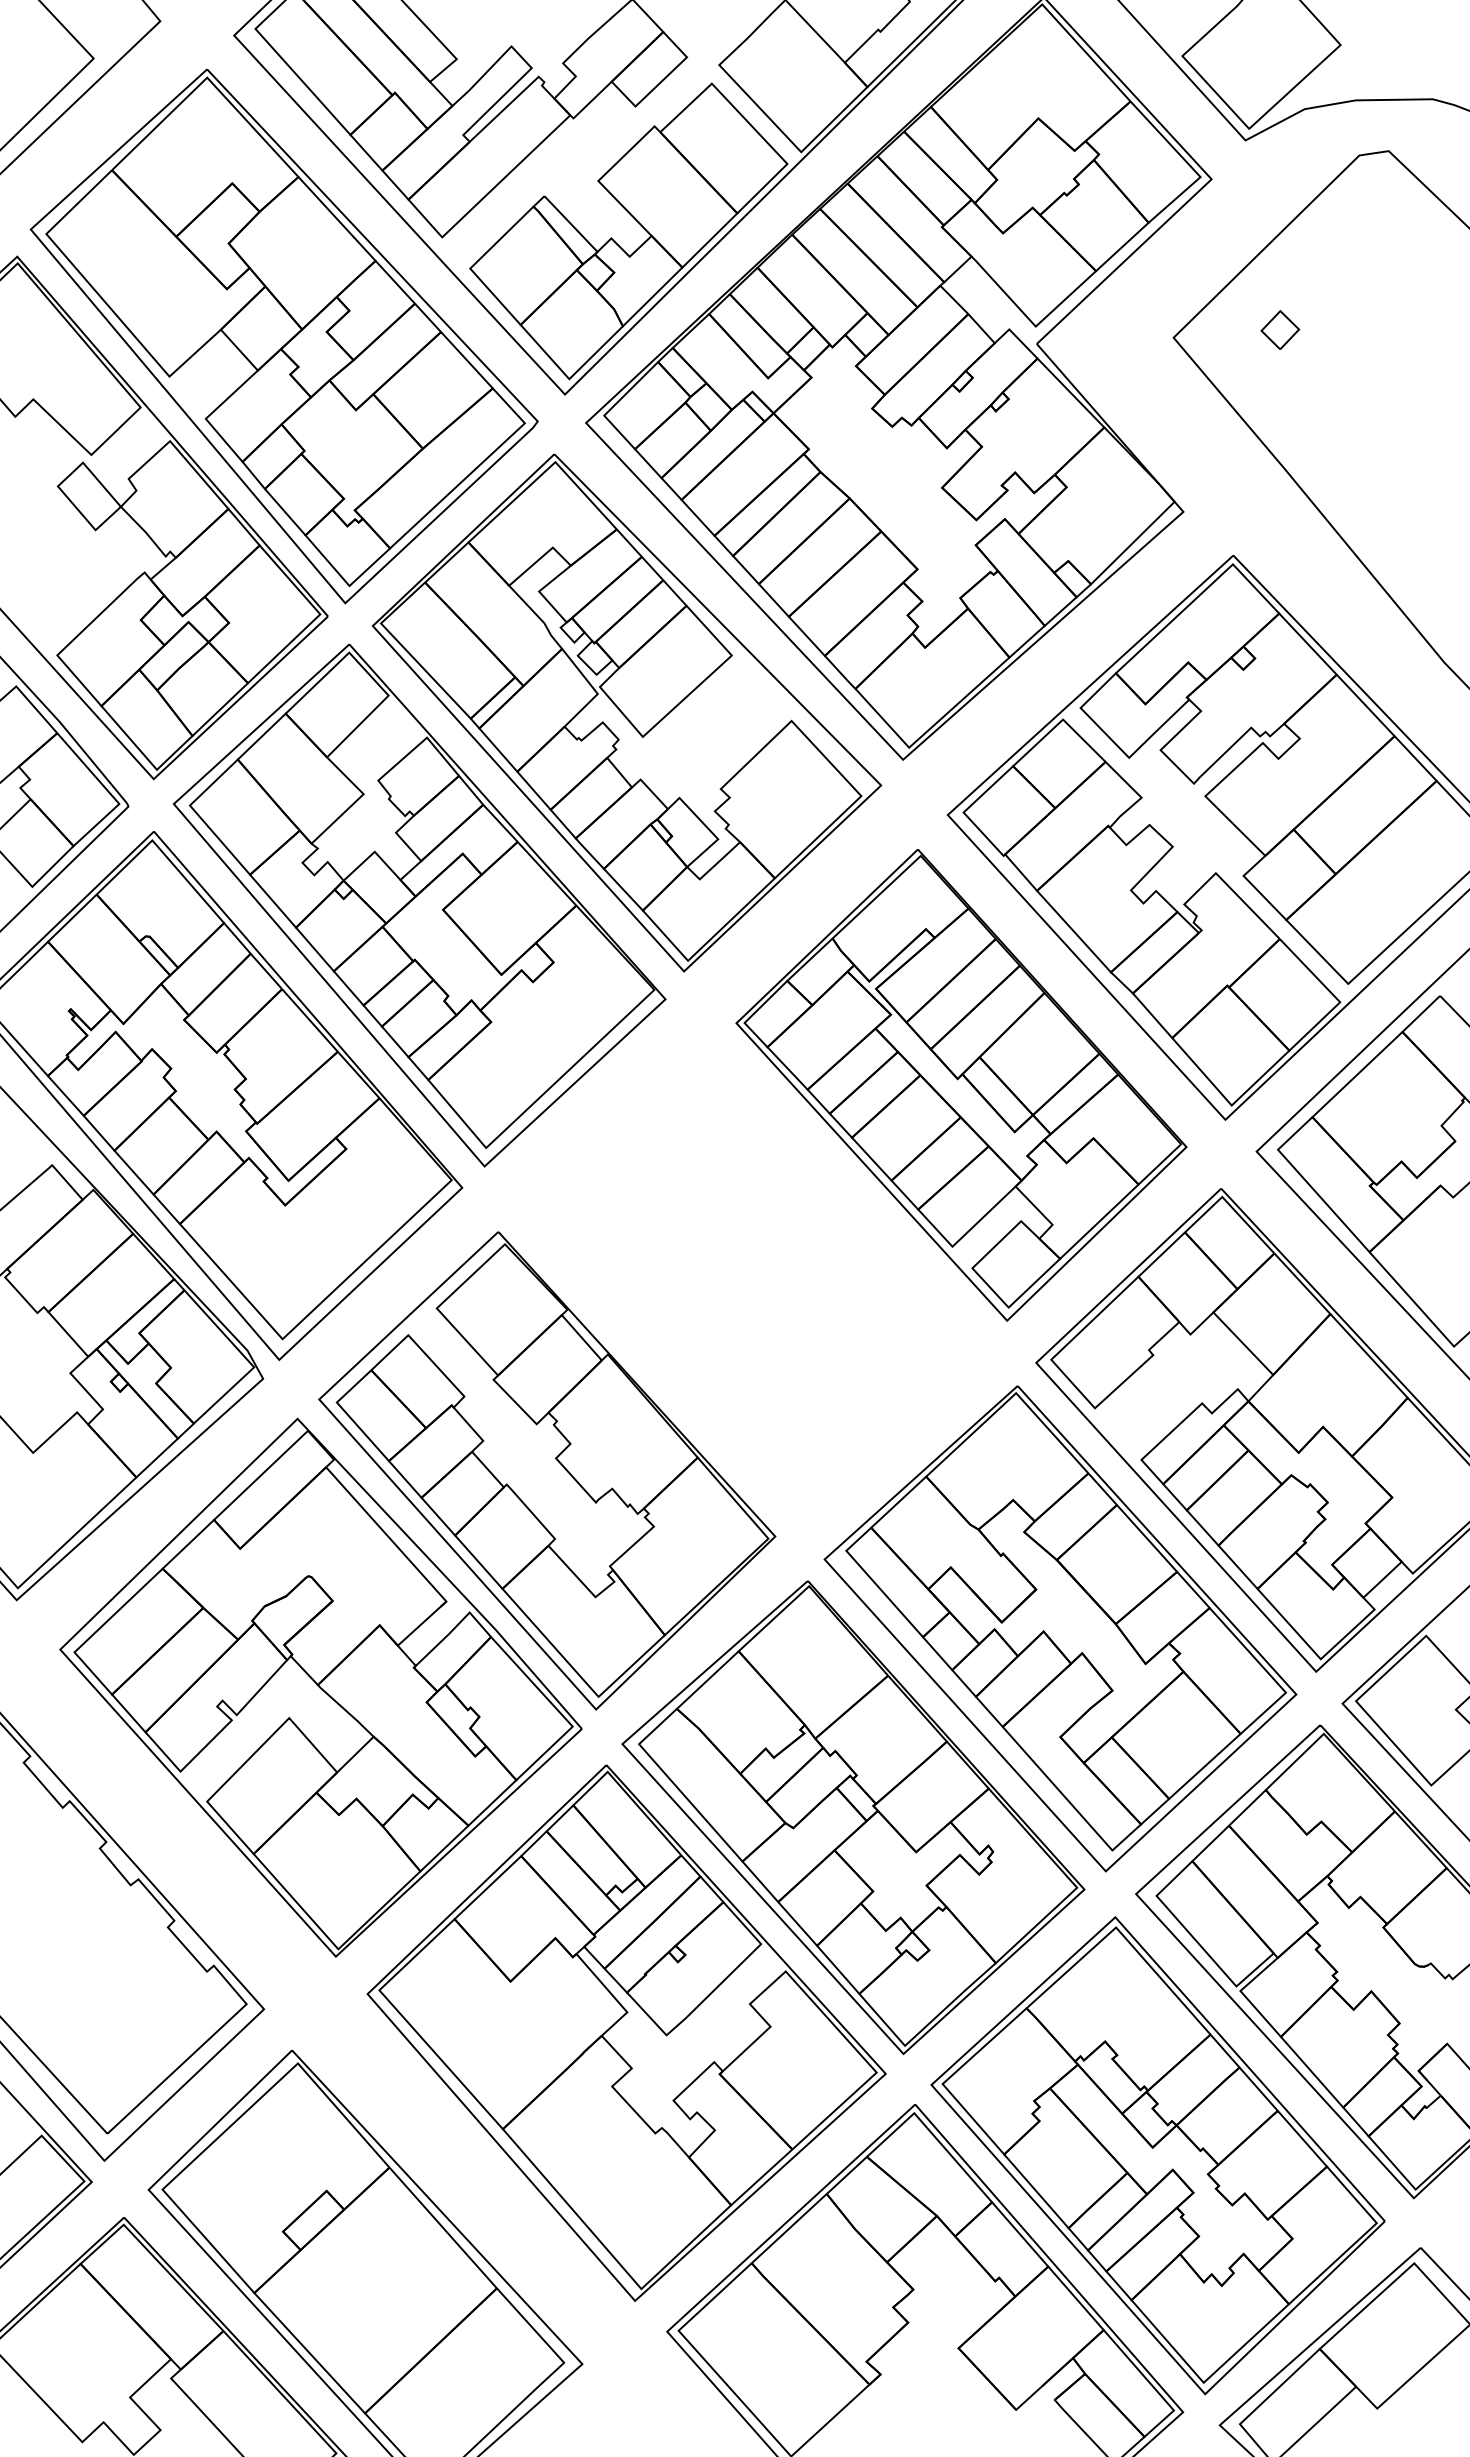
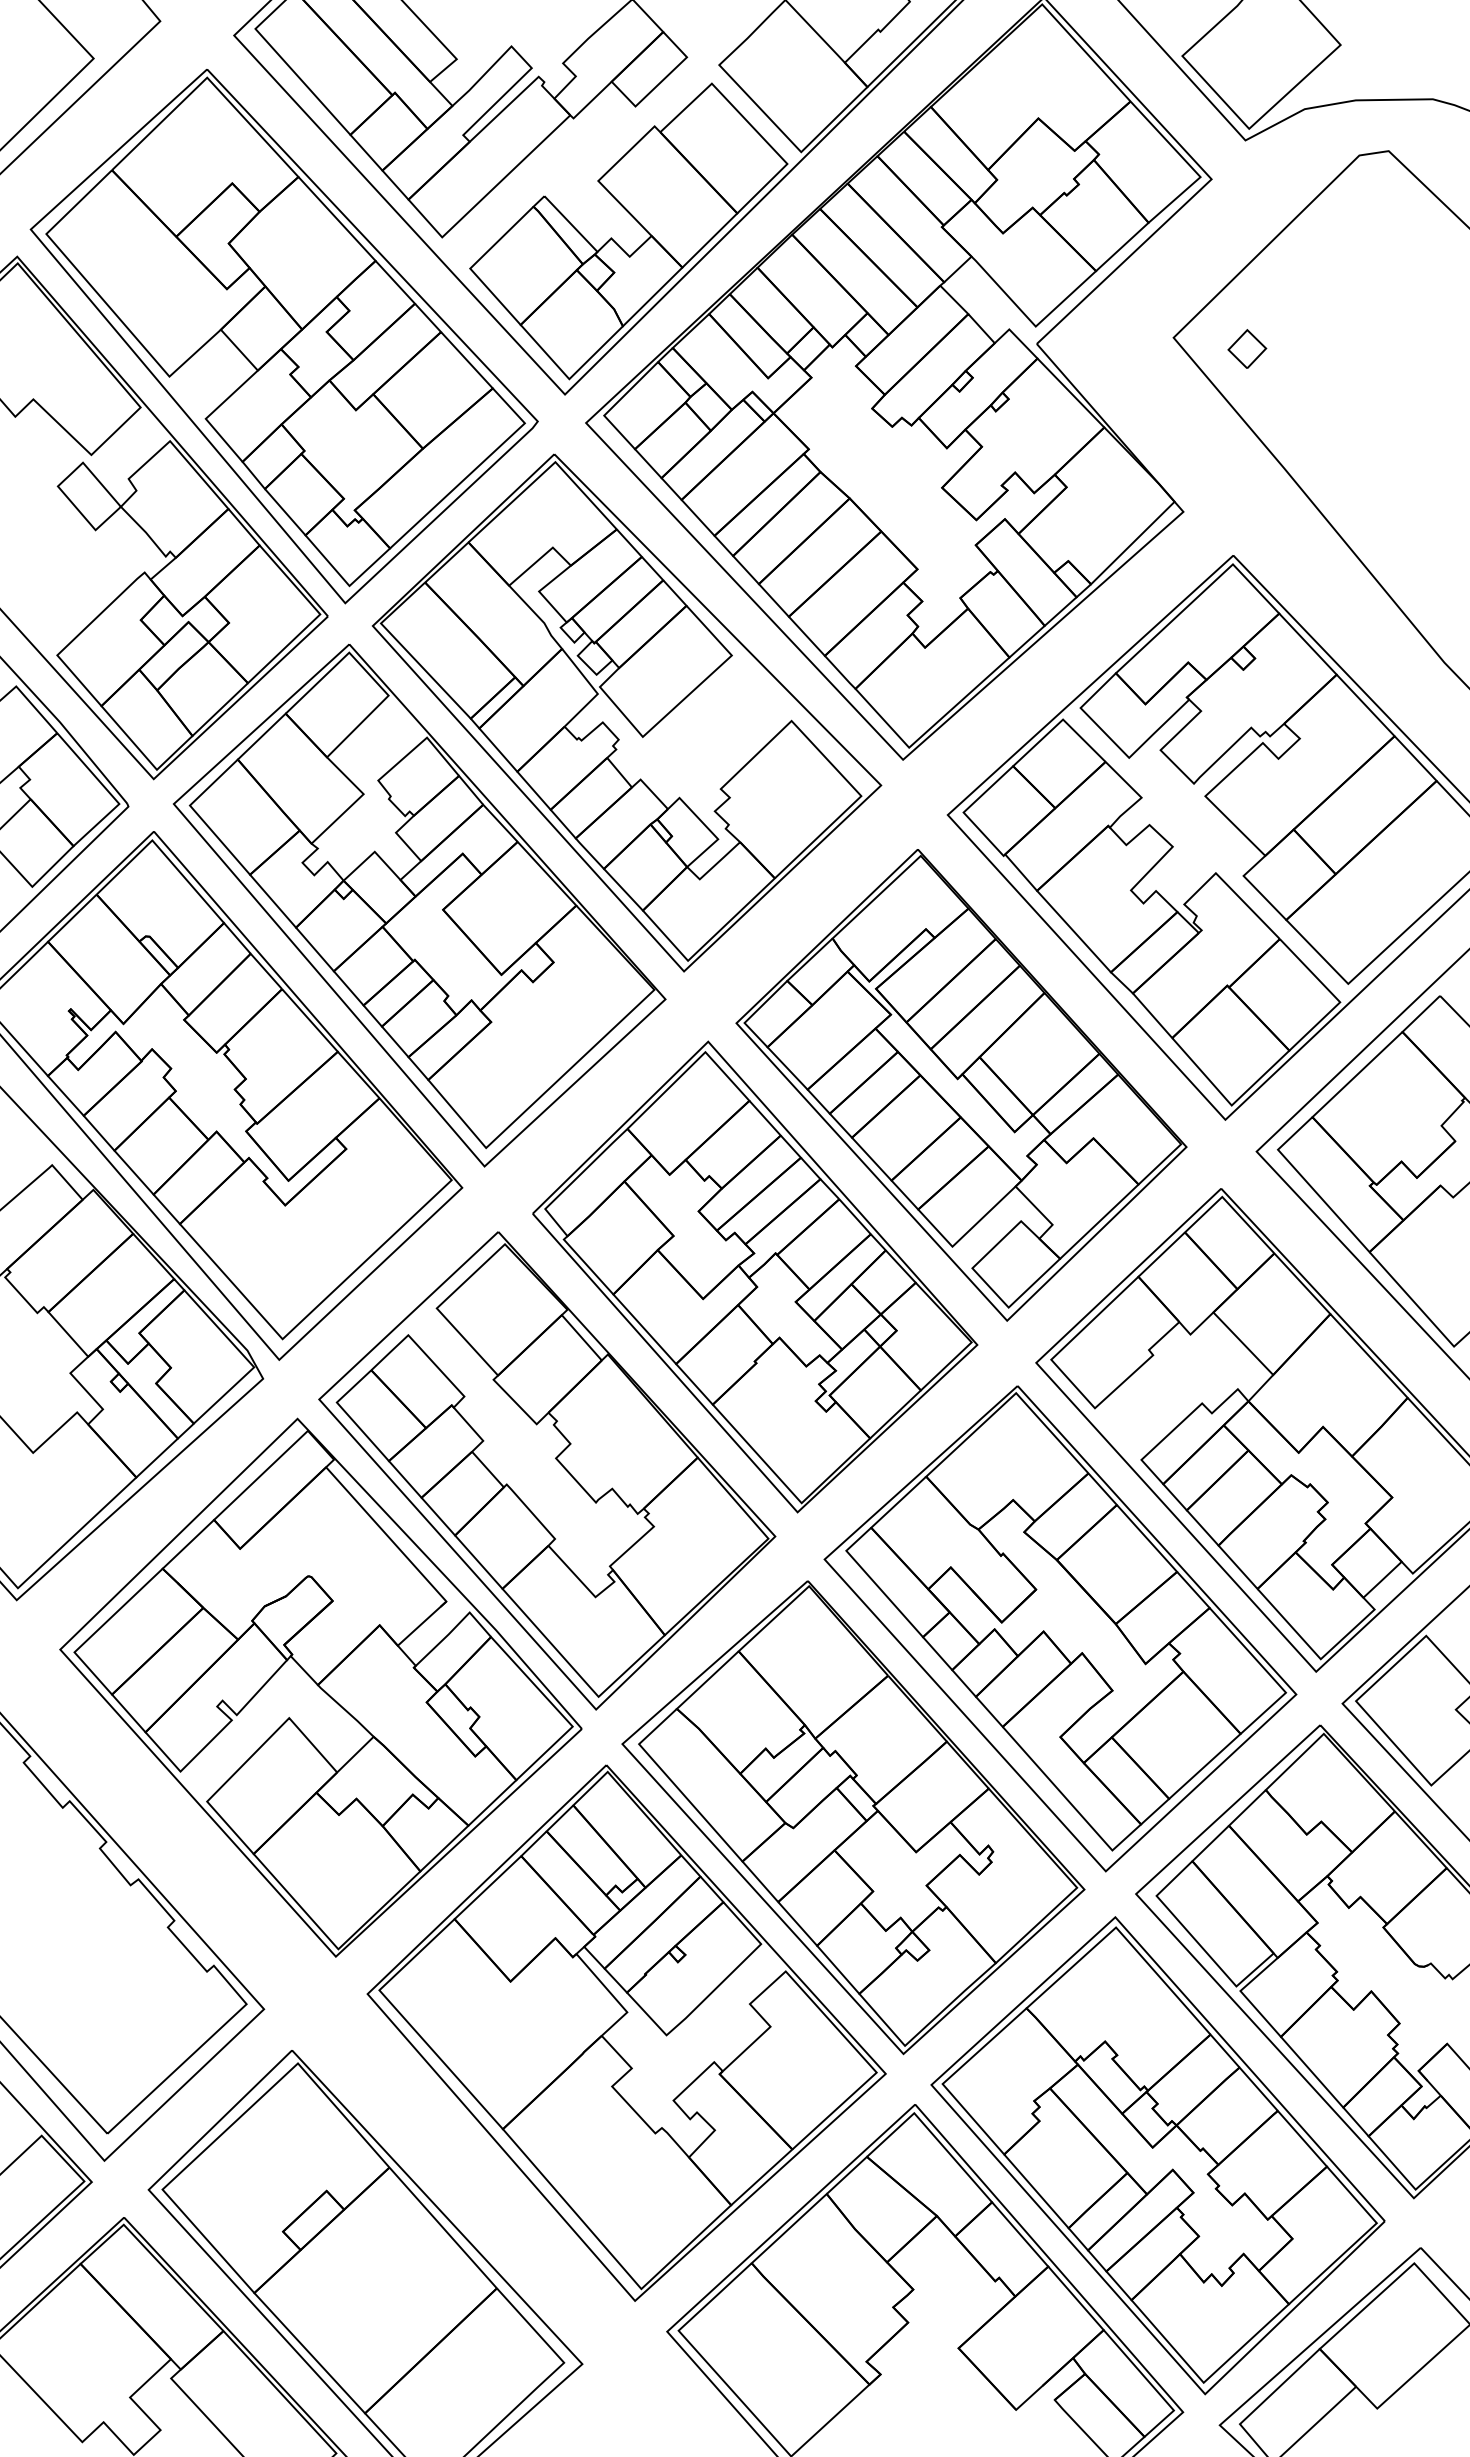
part position: (1280, 329) -> (1247, 348) (1247, 348)
part: none -> present (755, 1276)
